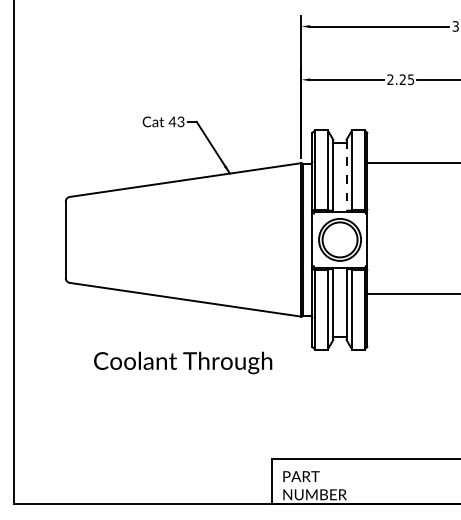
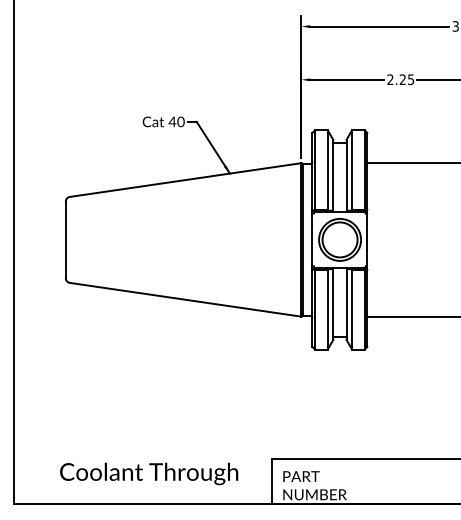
text: 43 -> 40 (180, 121)
line: dashed -> solid (346, 175)
line position: (412, 293) -> (412, 316) (412, 316)
text position: (183, 362) -> (149, 473) (149, 473)
